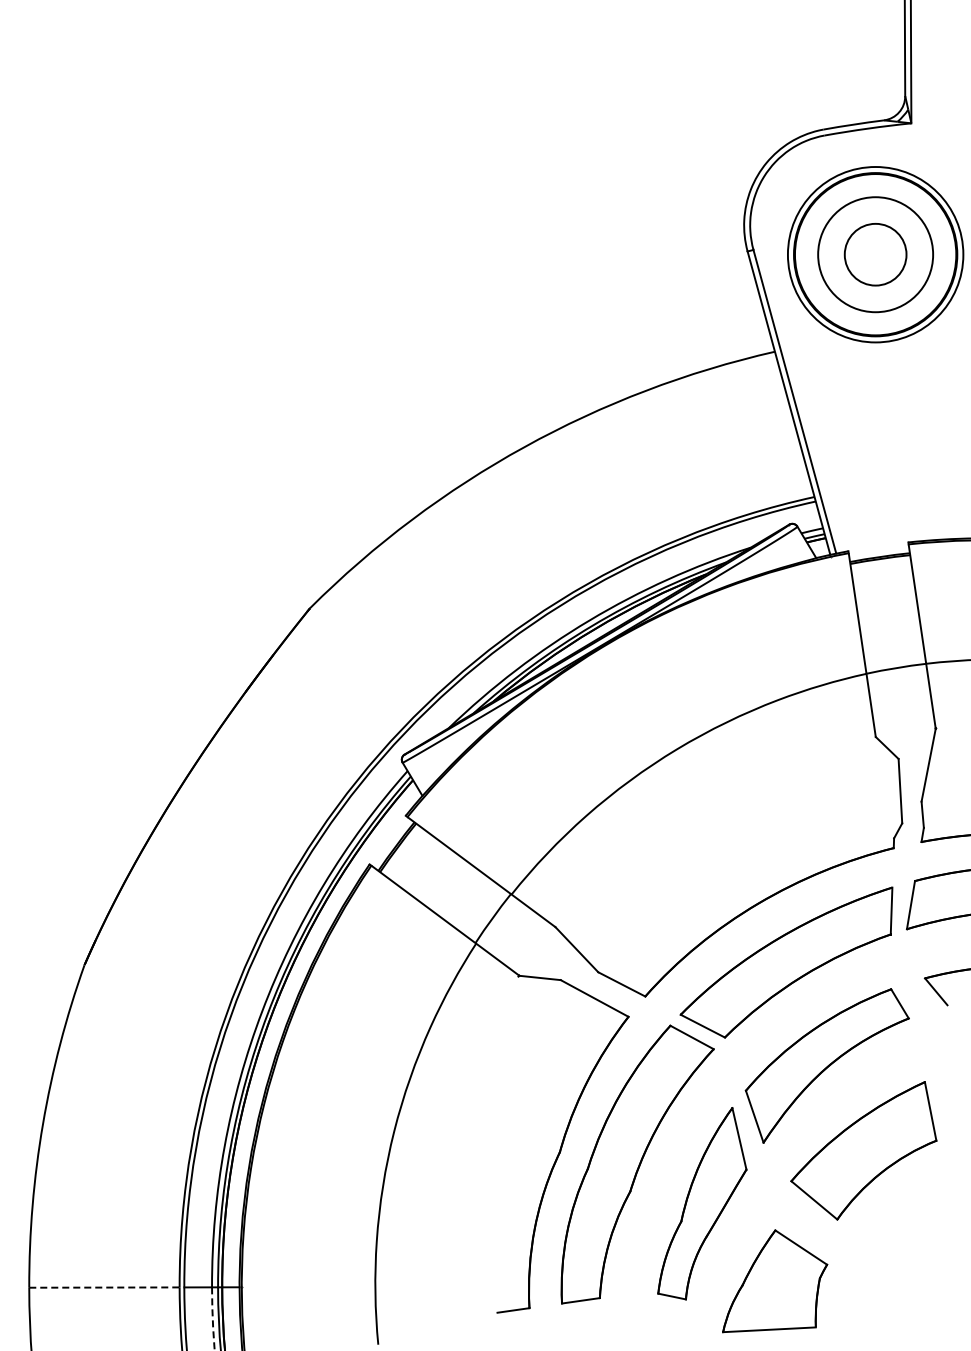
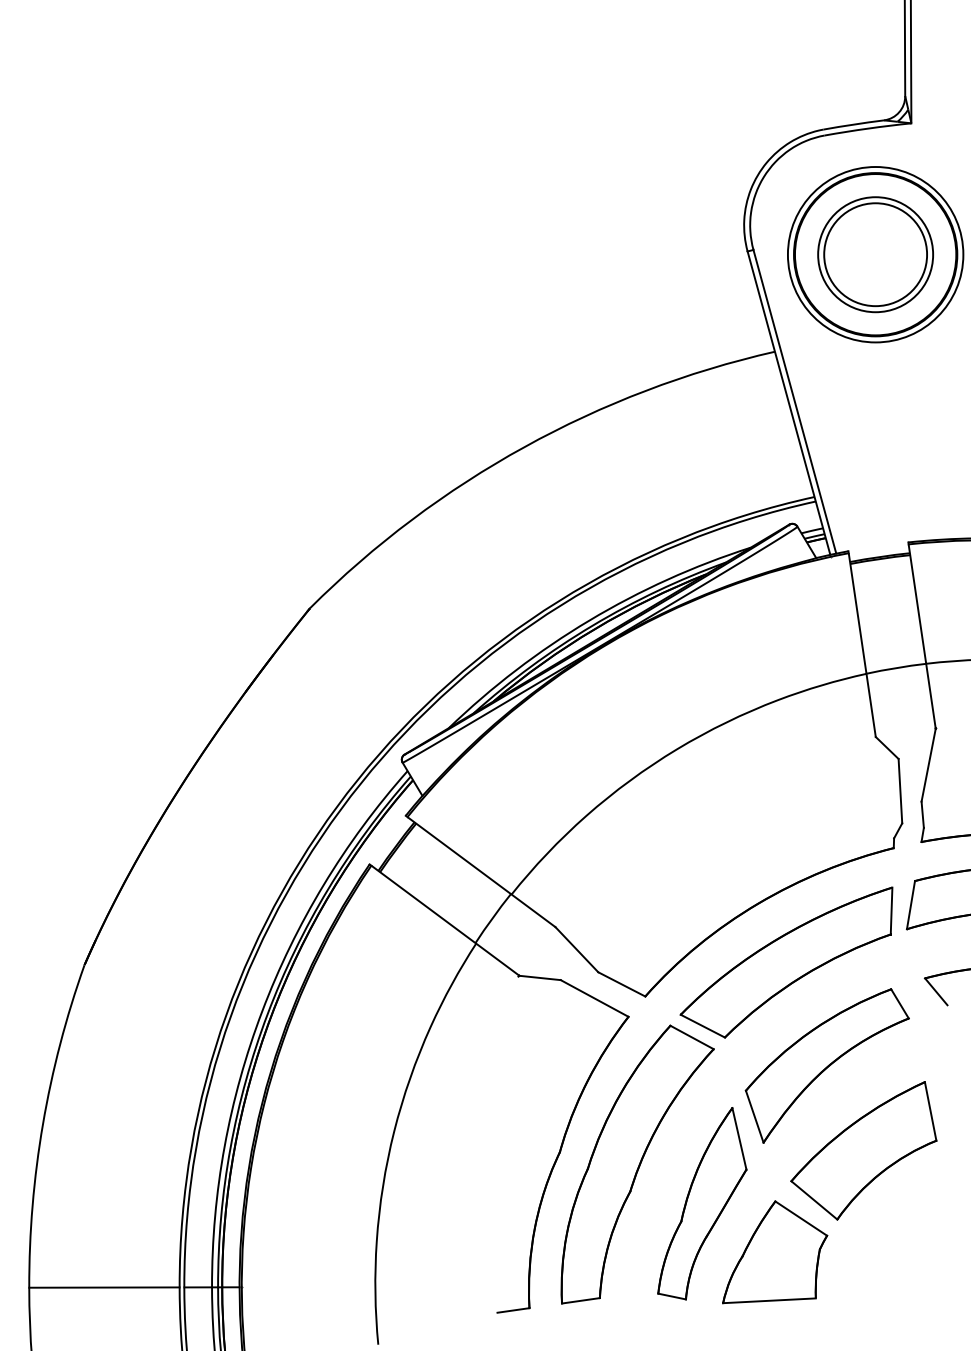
circle diameter: 62 px -> 103 px (875, 254)
part position: (775, 1281) -> (775, 1252) (775, 1252)
line: dashed -> solid (104, 1287)
arc: dashed -> solid (212, 1319)
